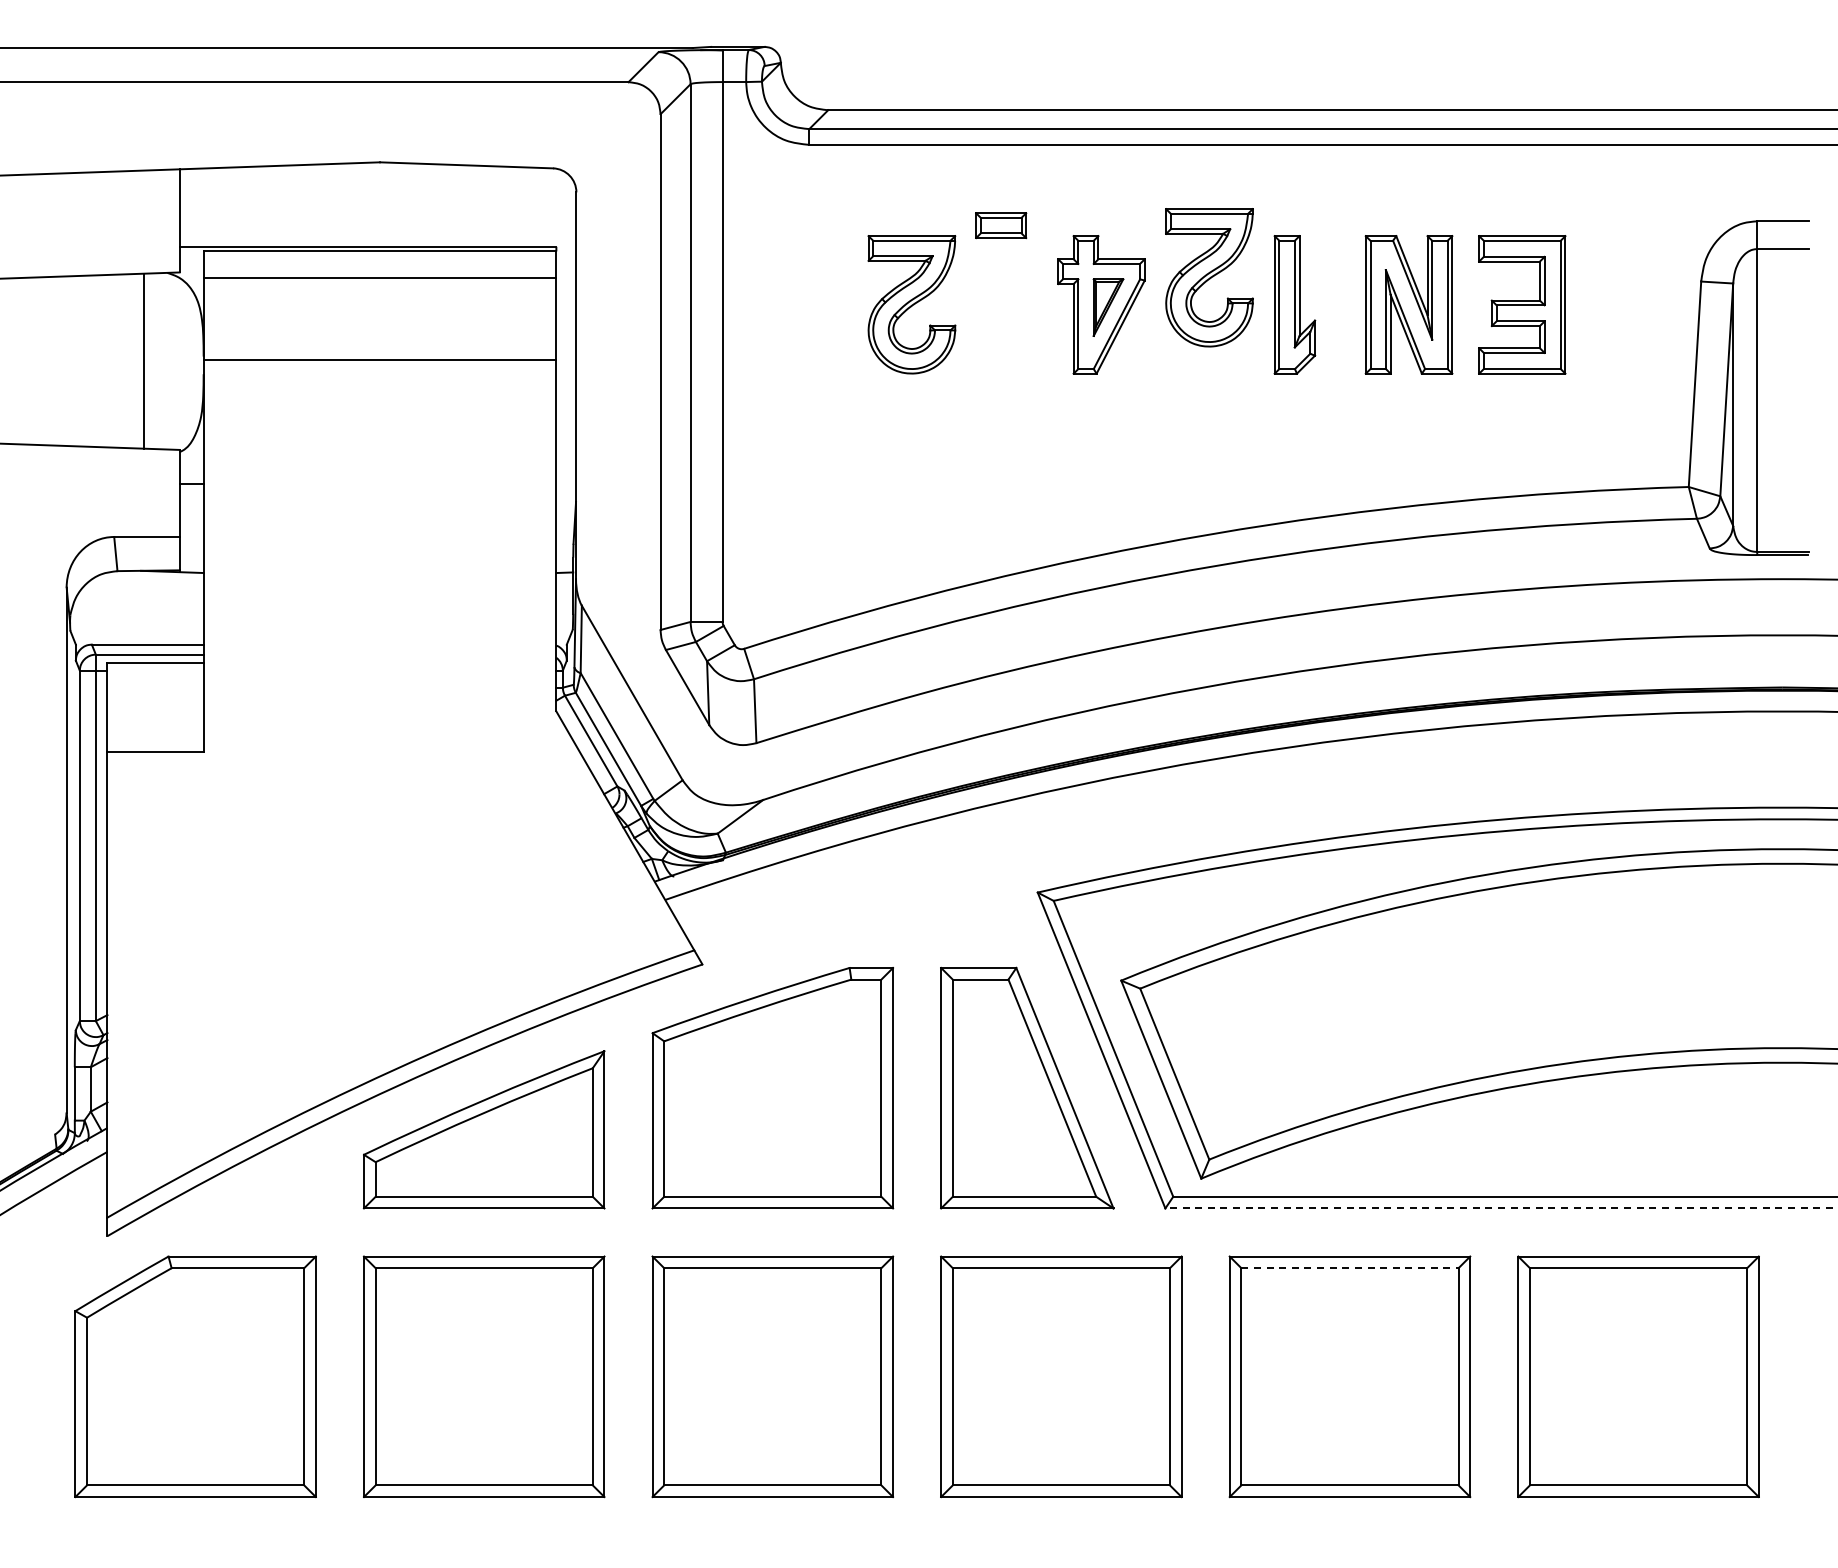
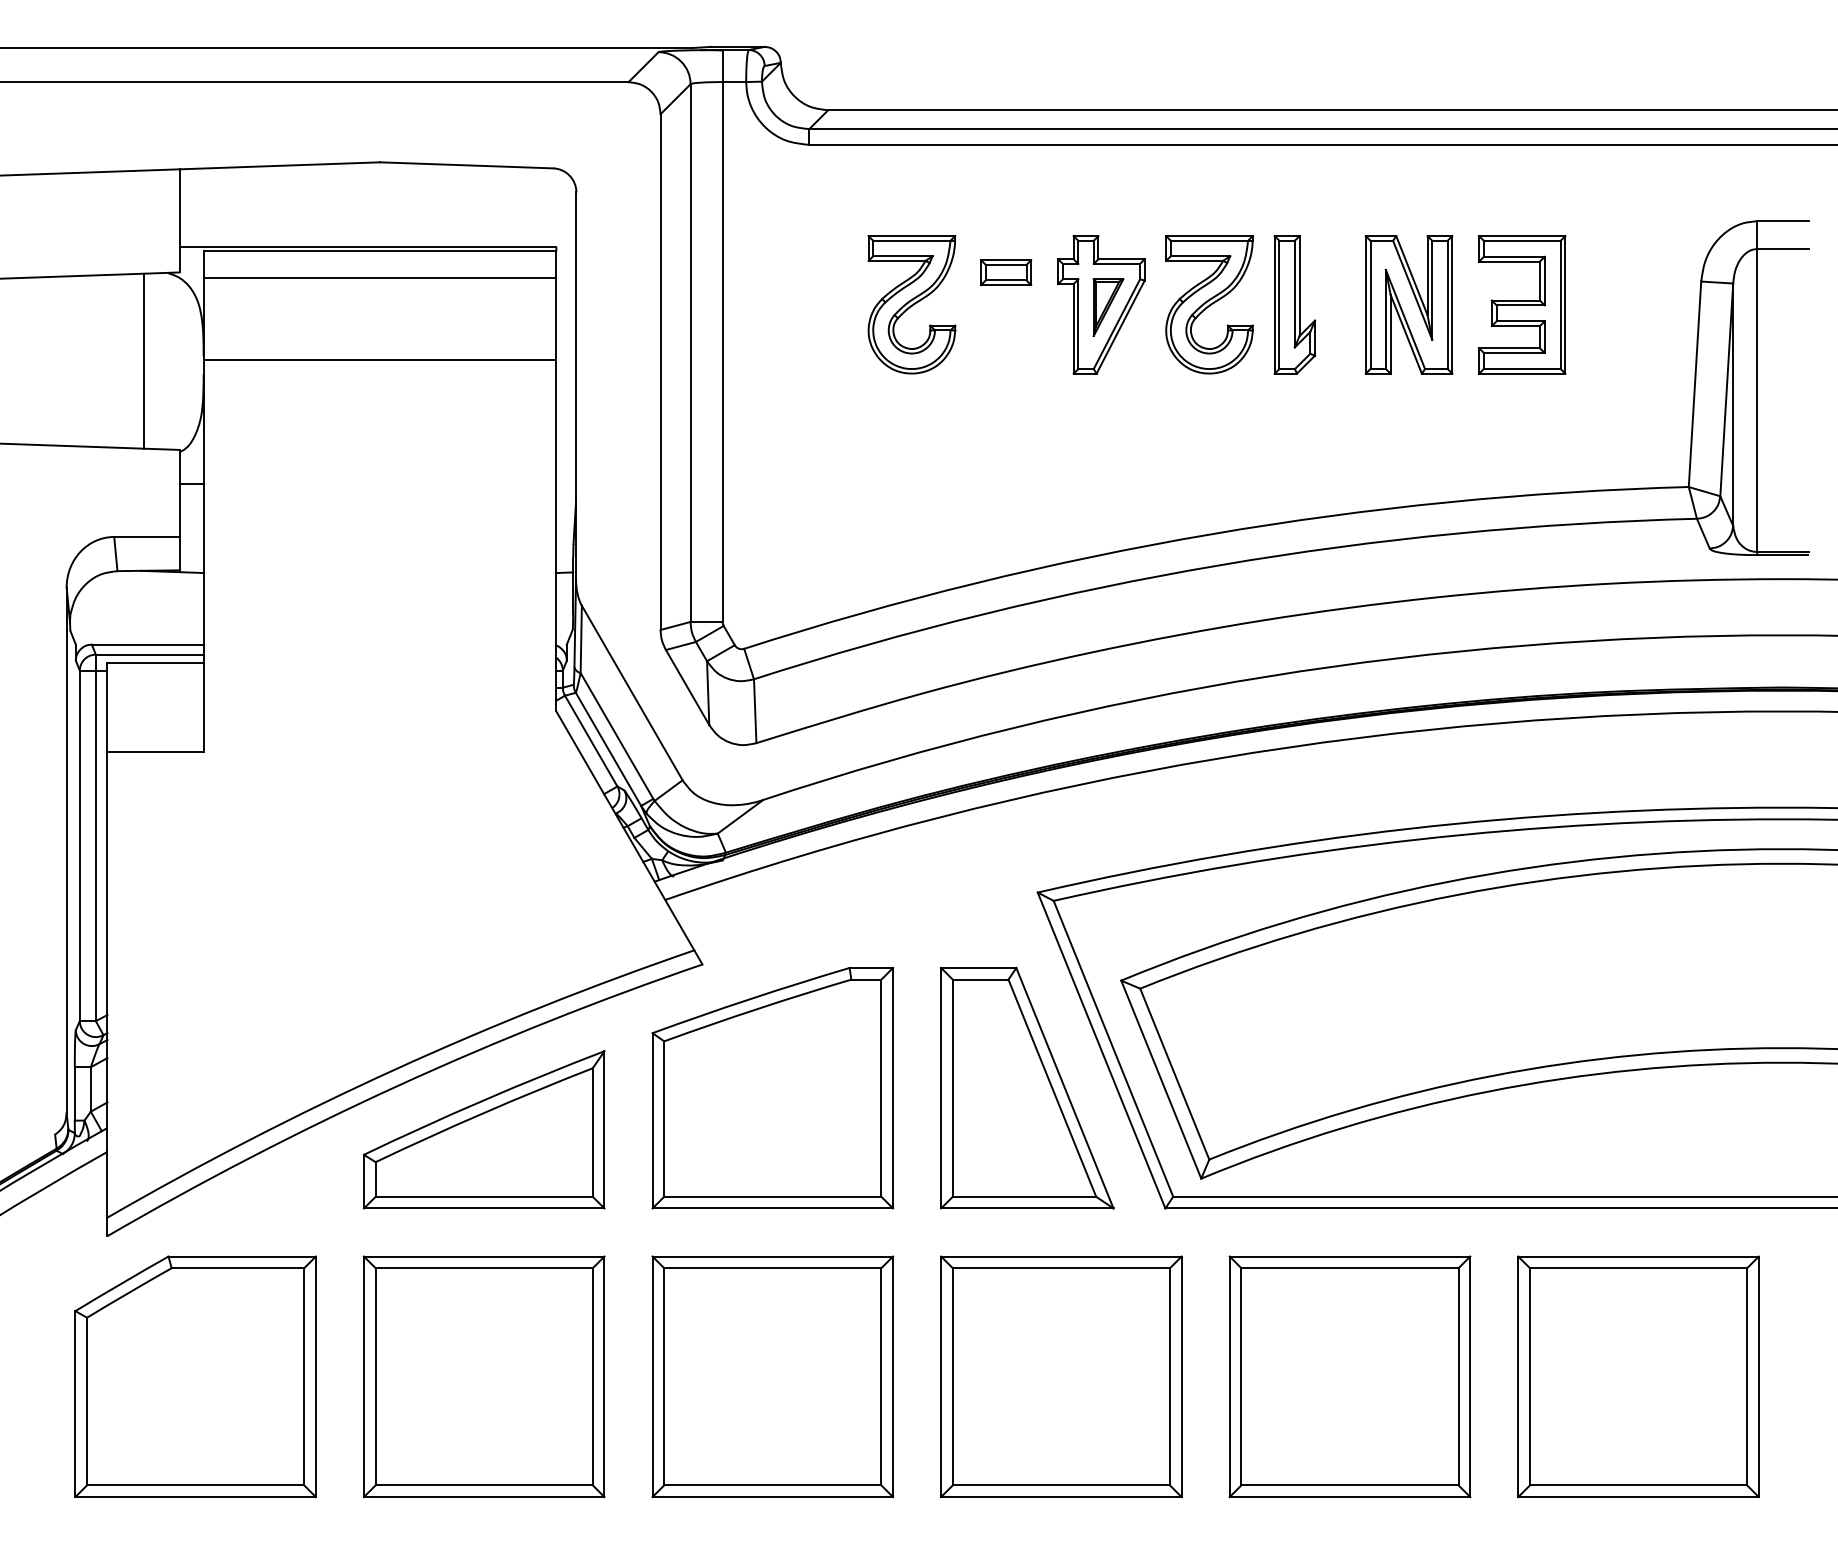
part position: (1001, 225) -> (1006, 272) (1006, 272)
part position: (1209, 277) -> (1209, 304) (1209, 304)
line: dashed -> solid (1501, 1208)
line: dashed -> solid (1349, 1268)
